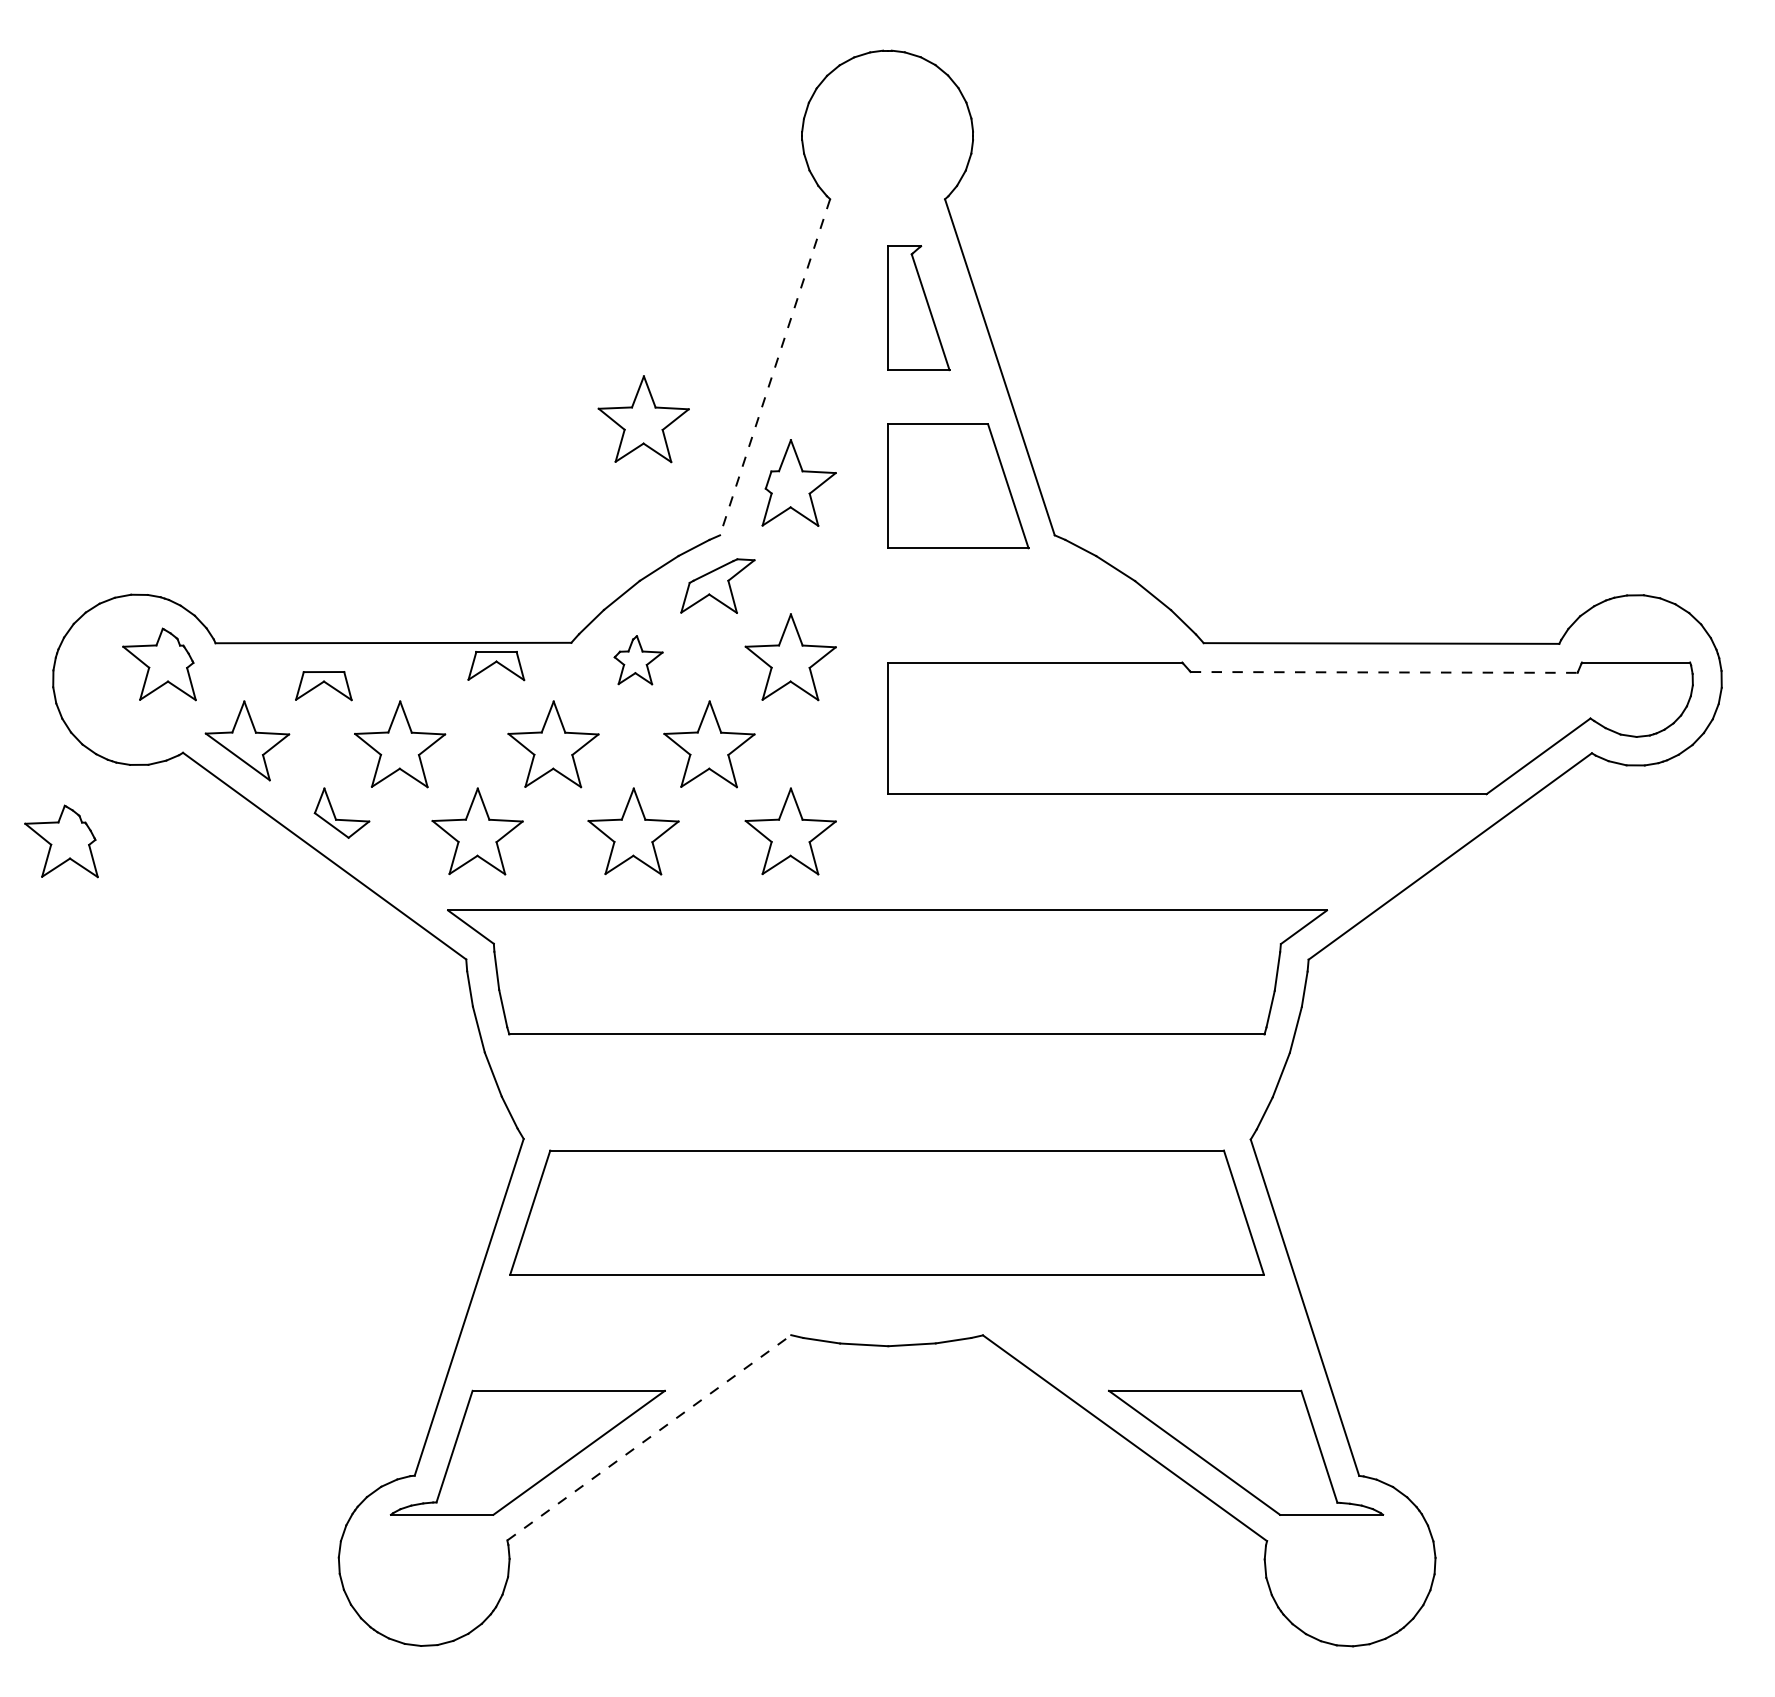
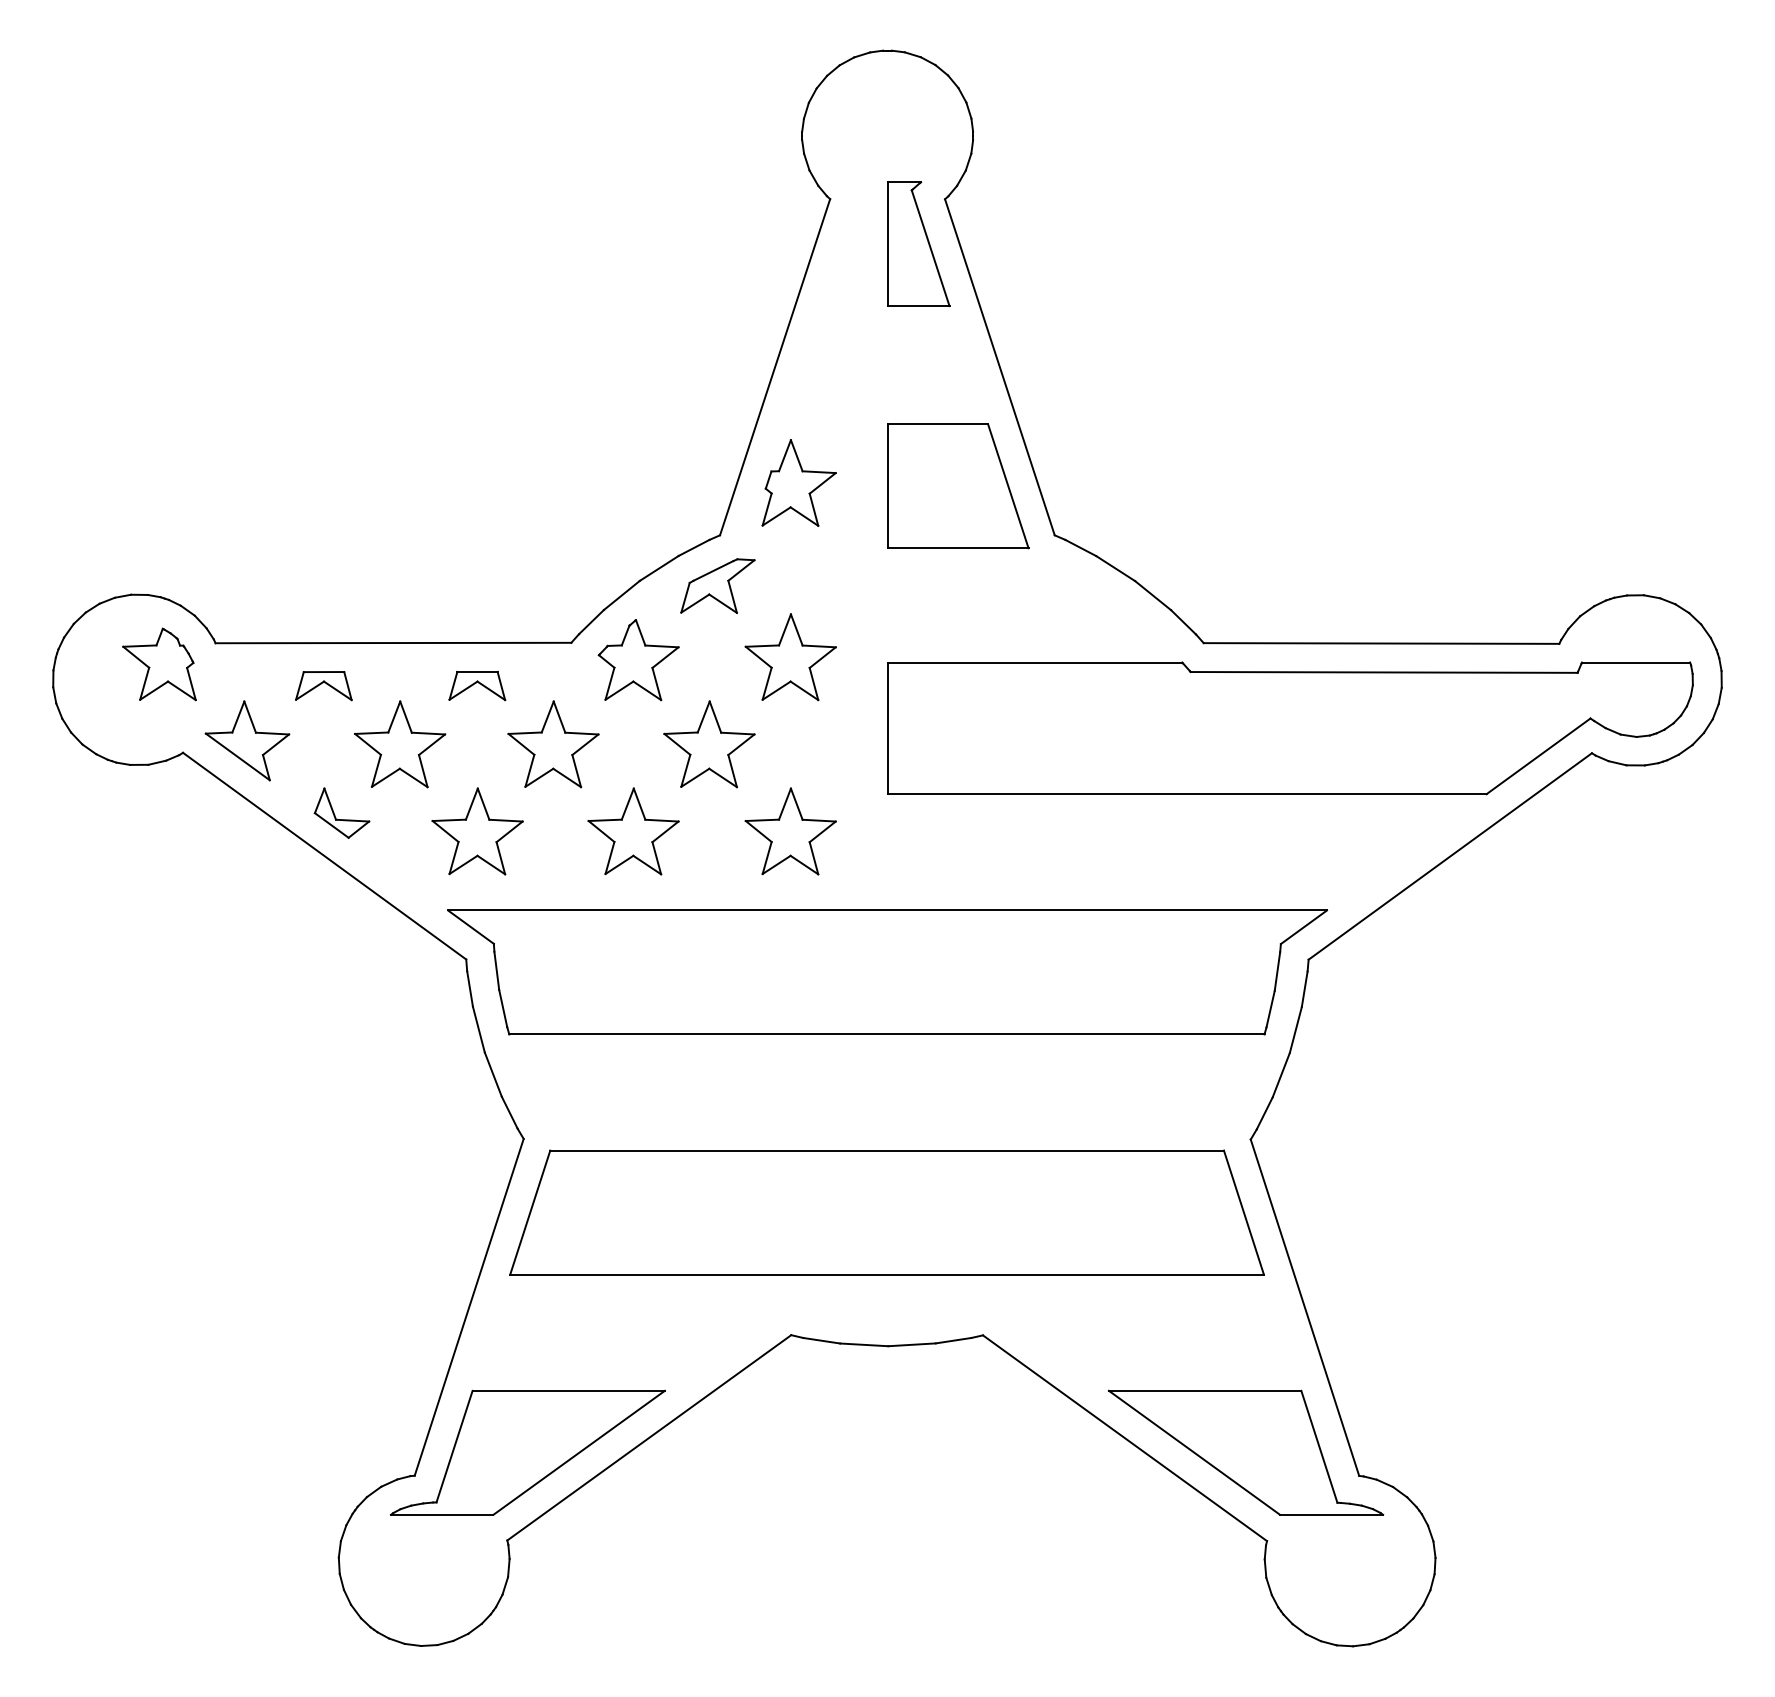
part position: (918, 308) -> (918, 244) (918, 244)
line: dashed -> solid (775, 367)
part: present -> none (643, 419)
part size: 51x51 px -> 83x83 px (638, 660)
part position: (496, 666) -> (477, 686) (477, 686)
line: dashed -> solid (1384, 672)
part: present -> none (61, 841)
line: dashed -> solid (649, 1437)
